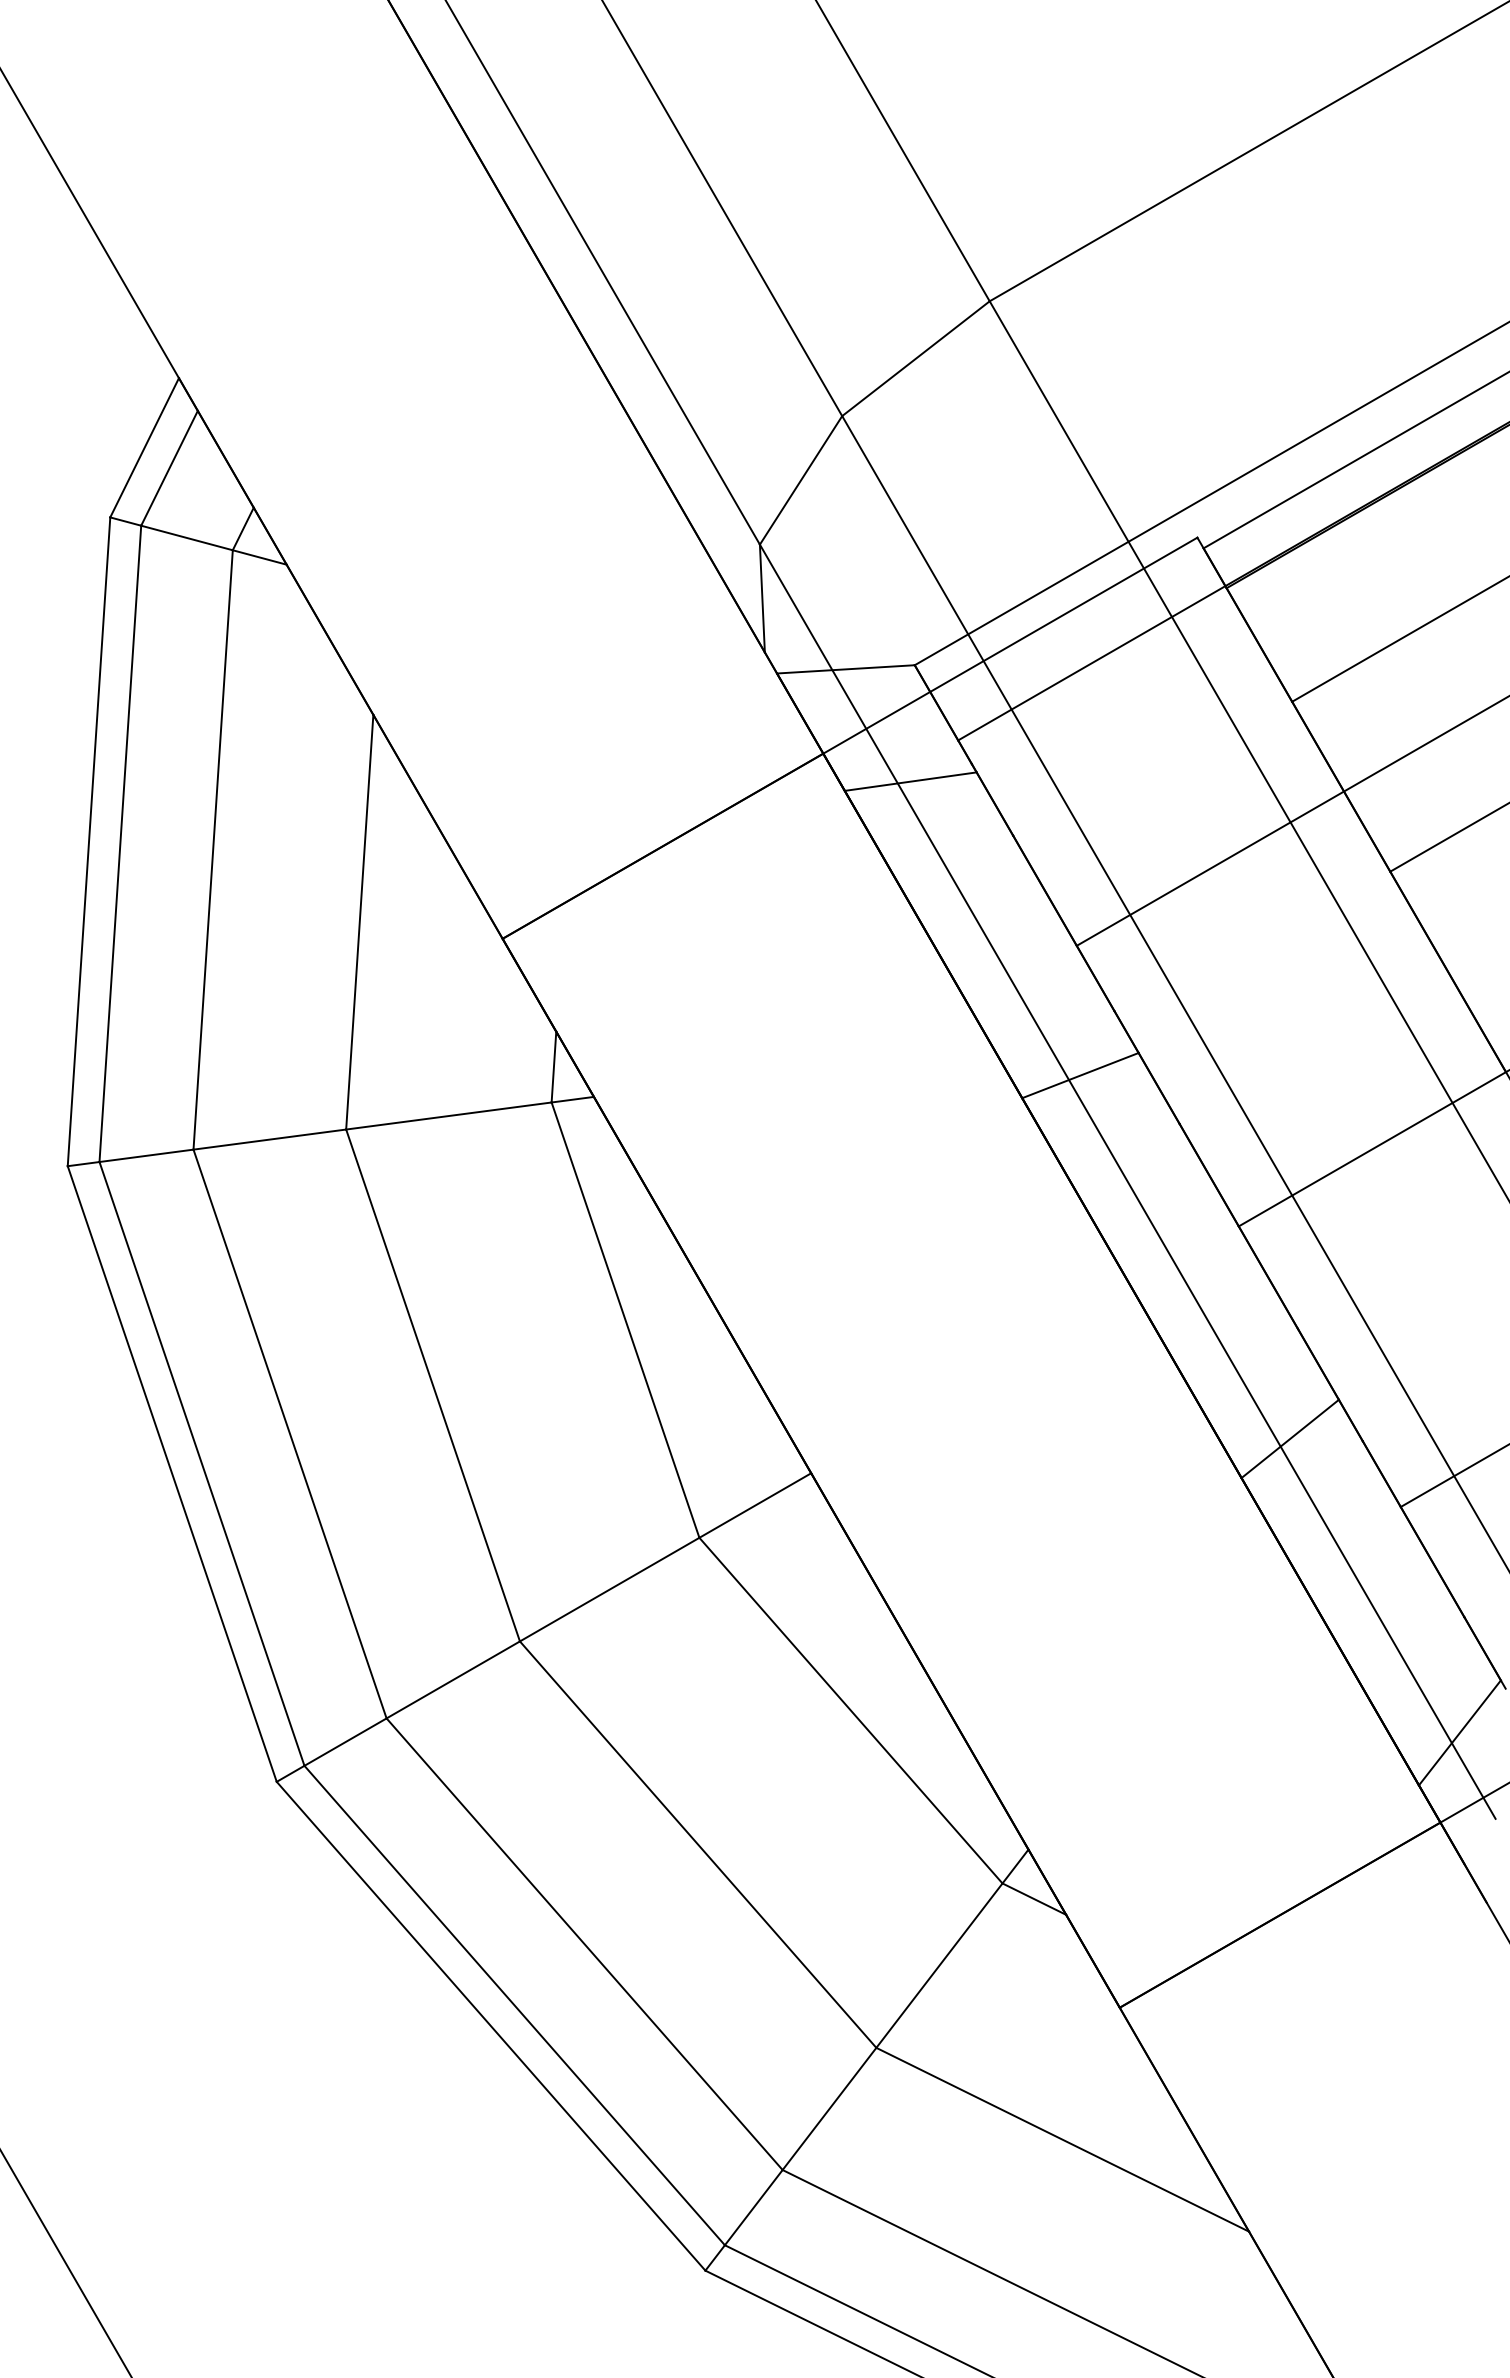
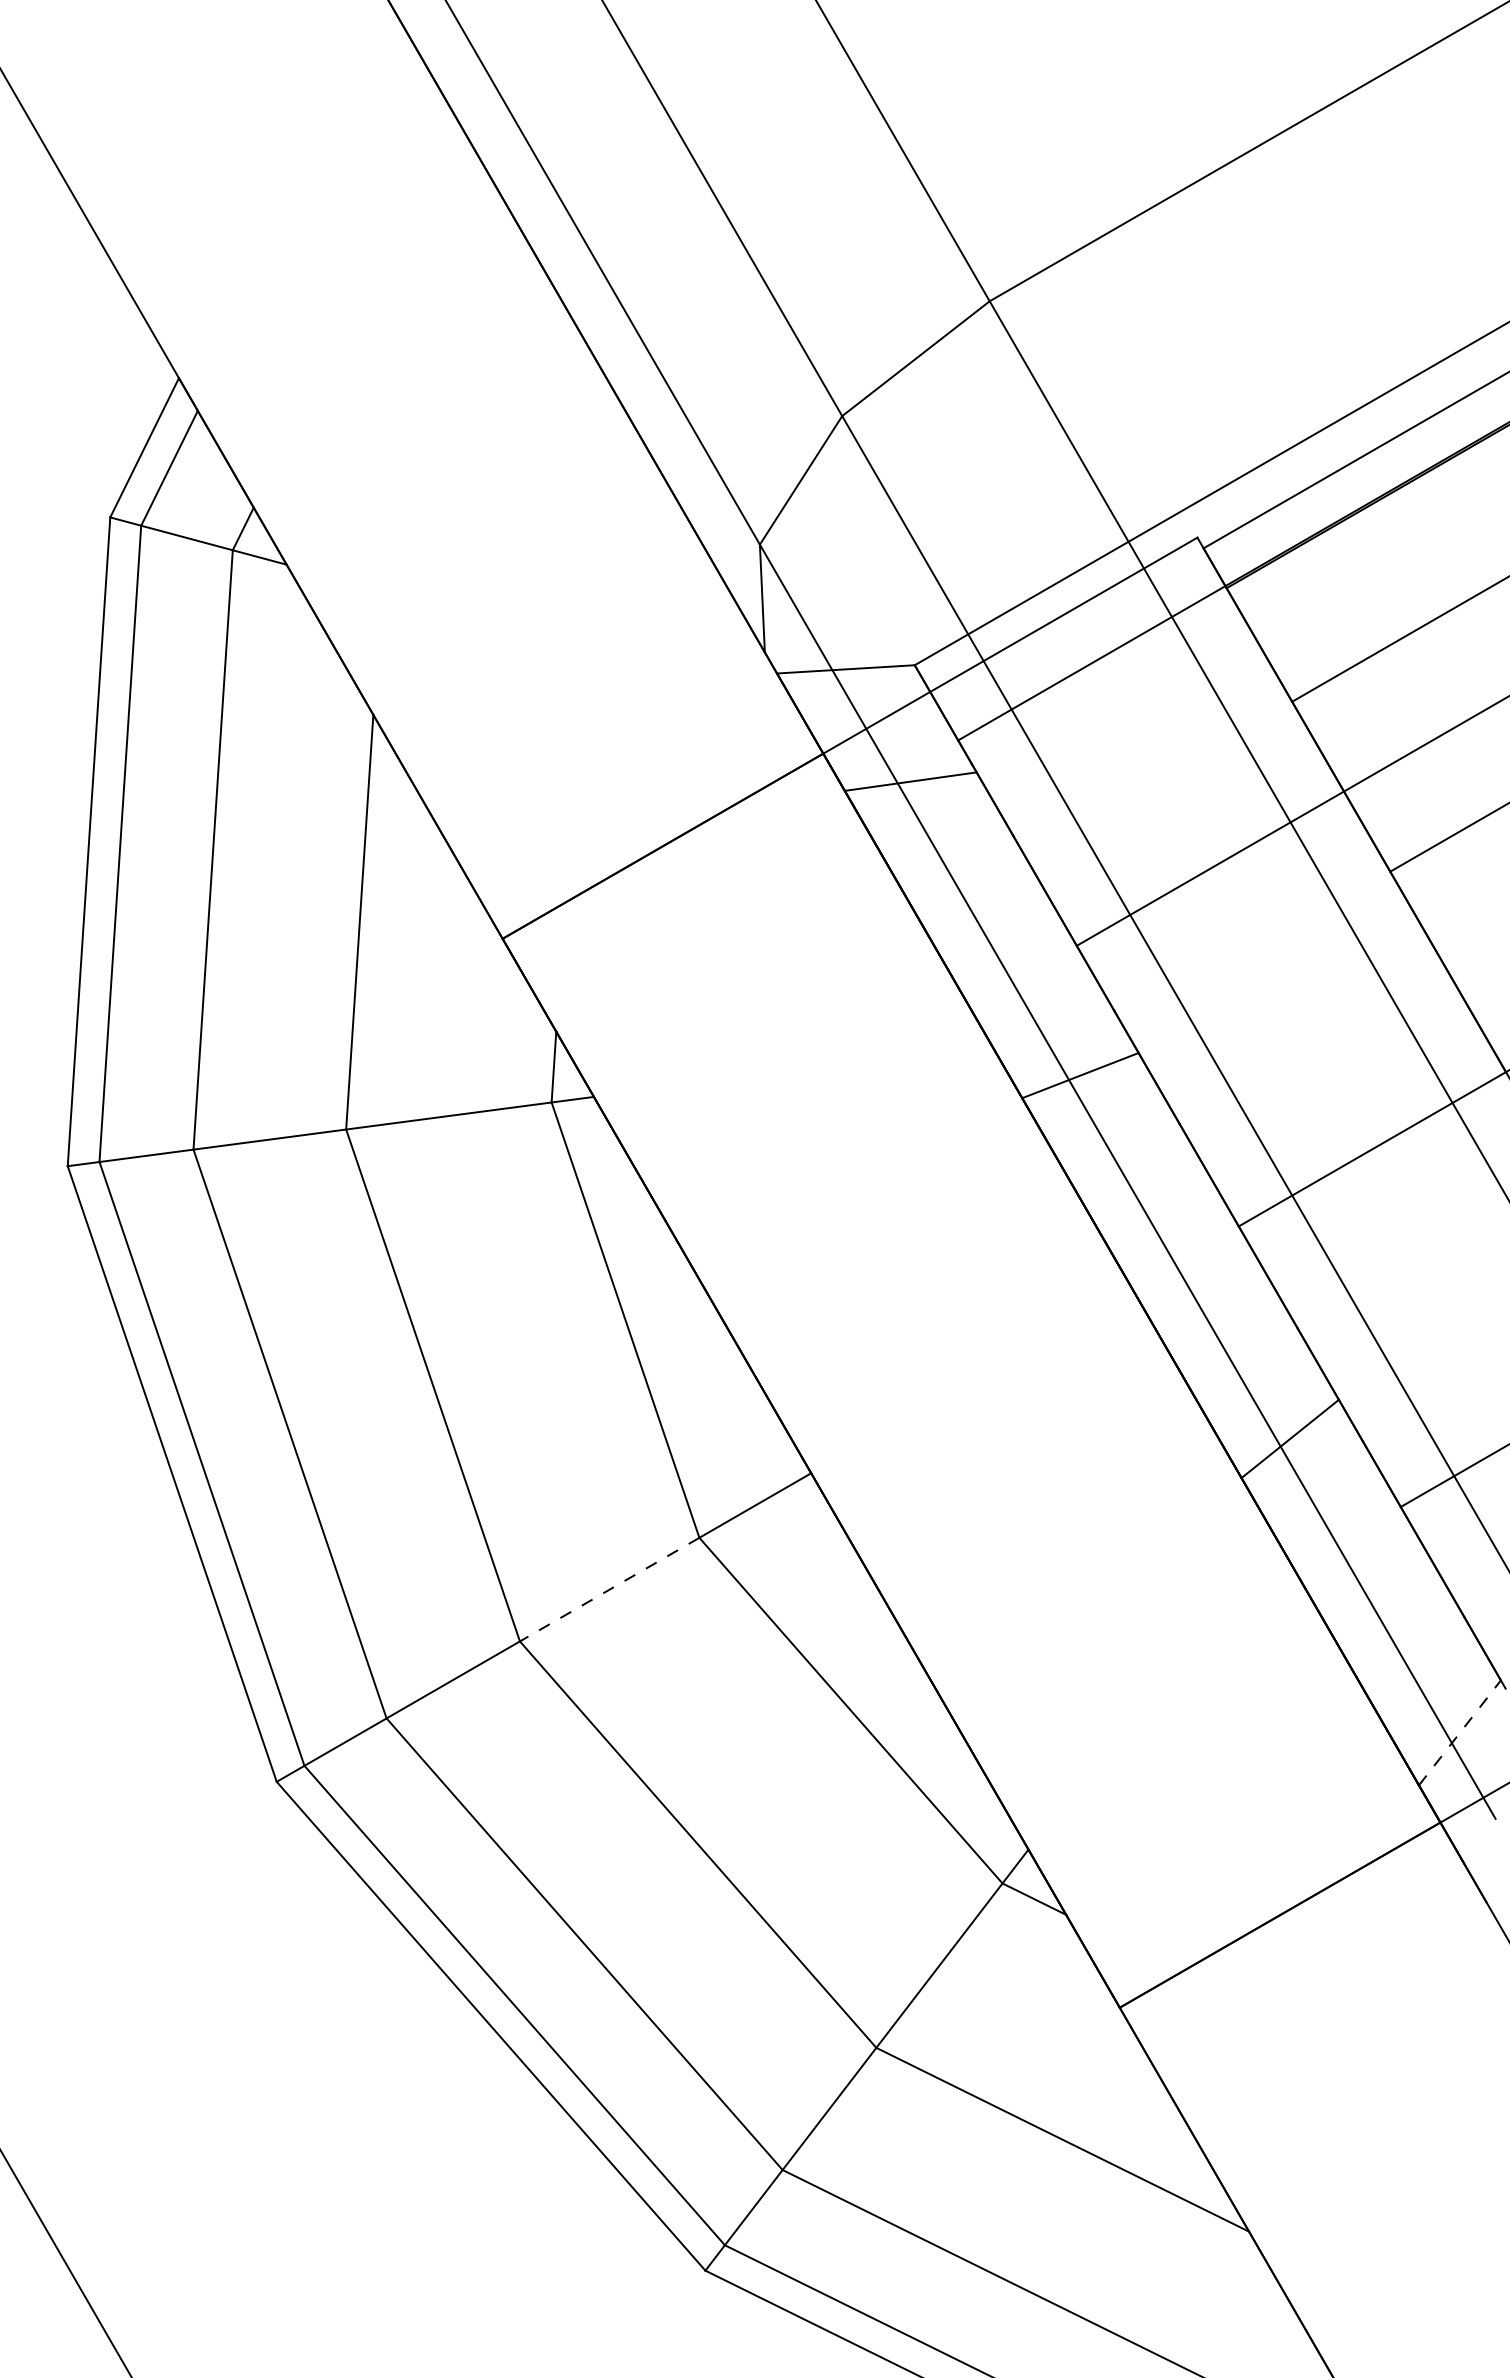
line: solid -> dashed (609, 1589)
line: solid -> dashed (1459, 1732)
